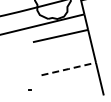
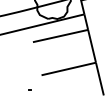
line: dashed -> solid (68, 69)
